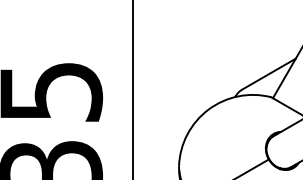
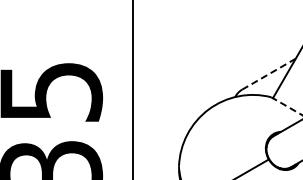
line: solid -> dashed (269, 74)
line: solid -> dashed (286, 106)
